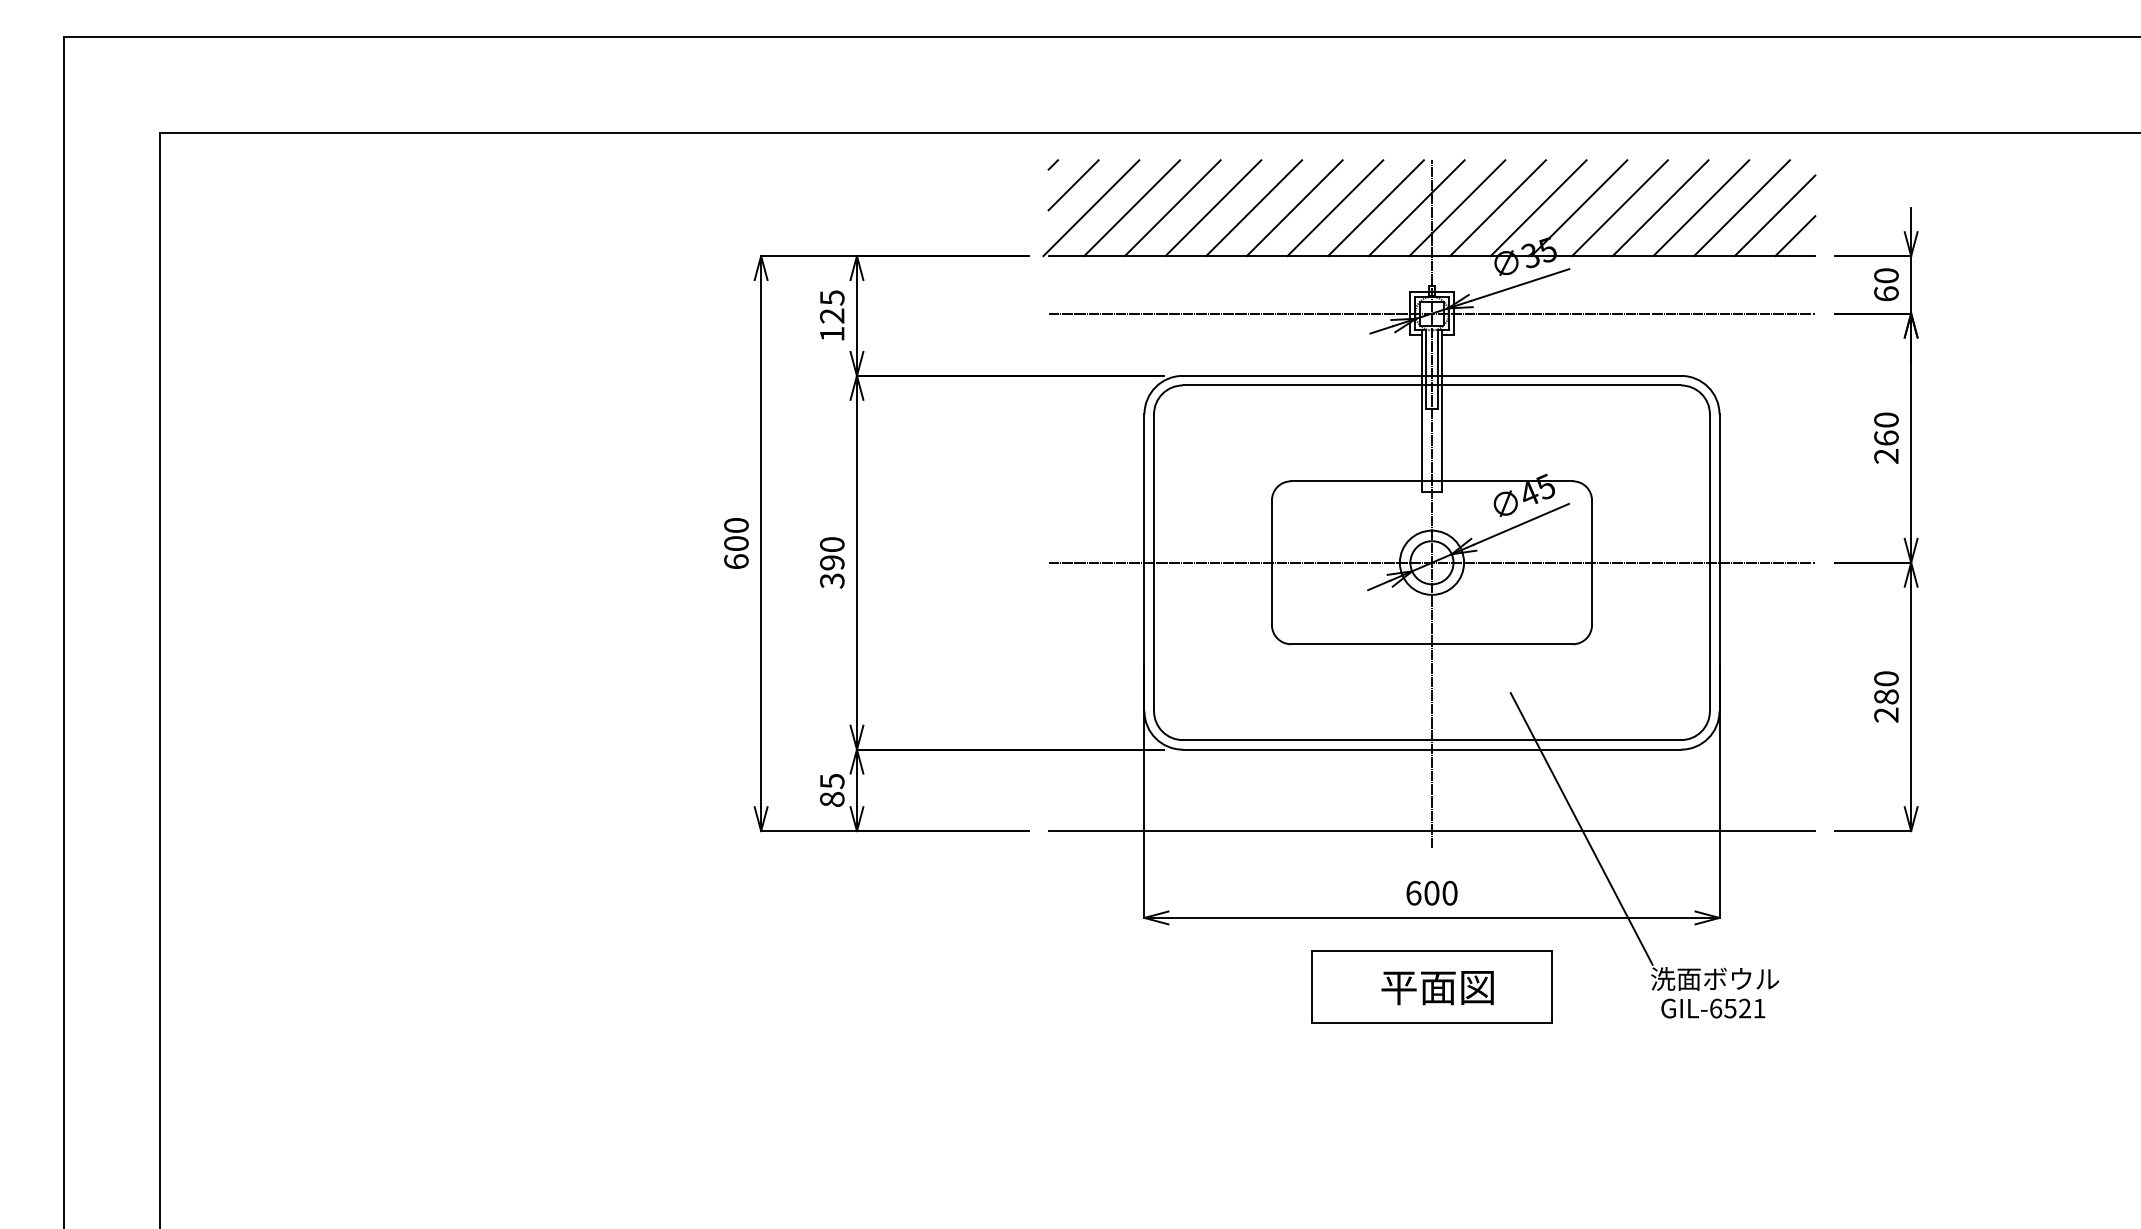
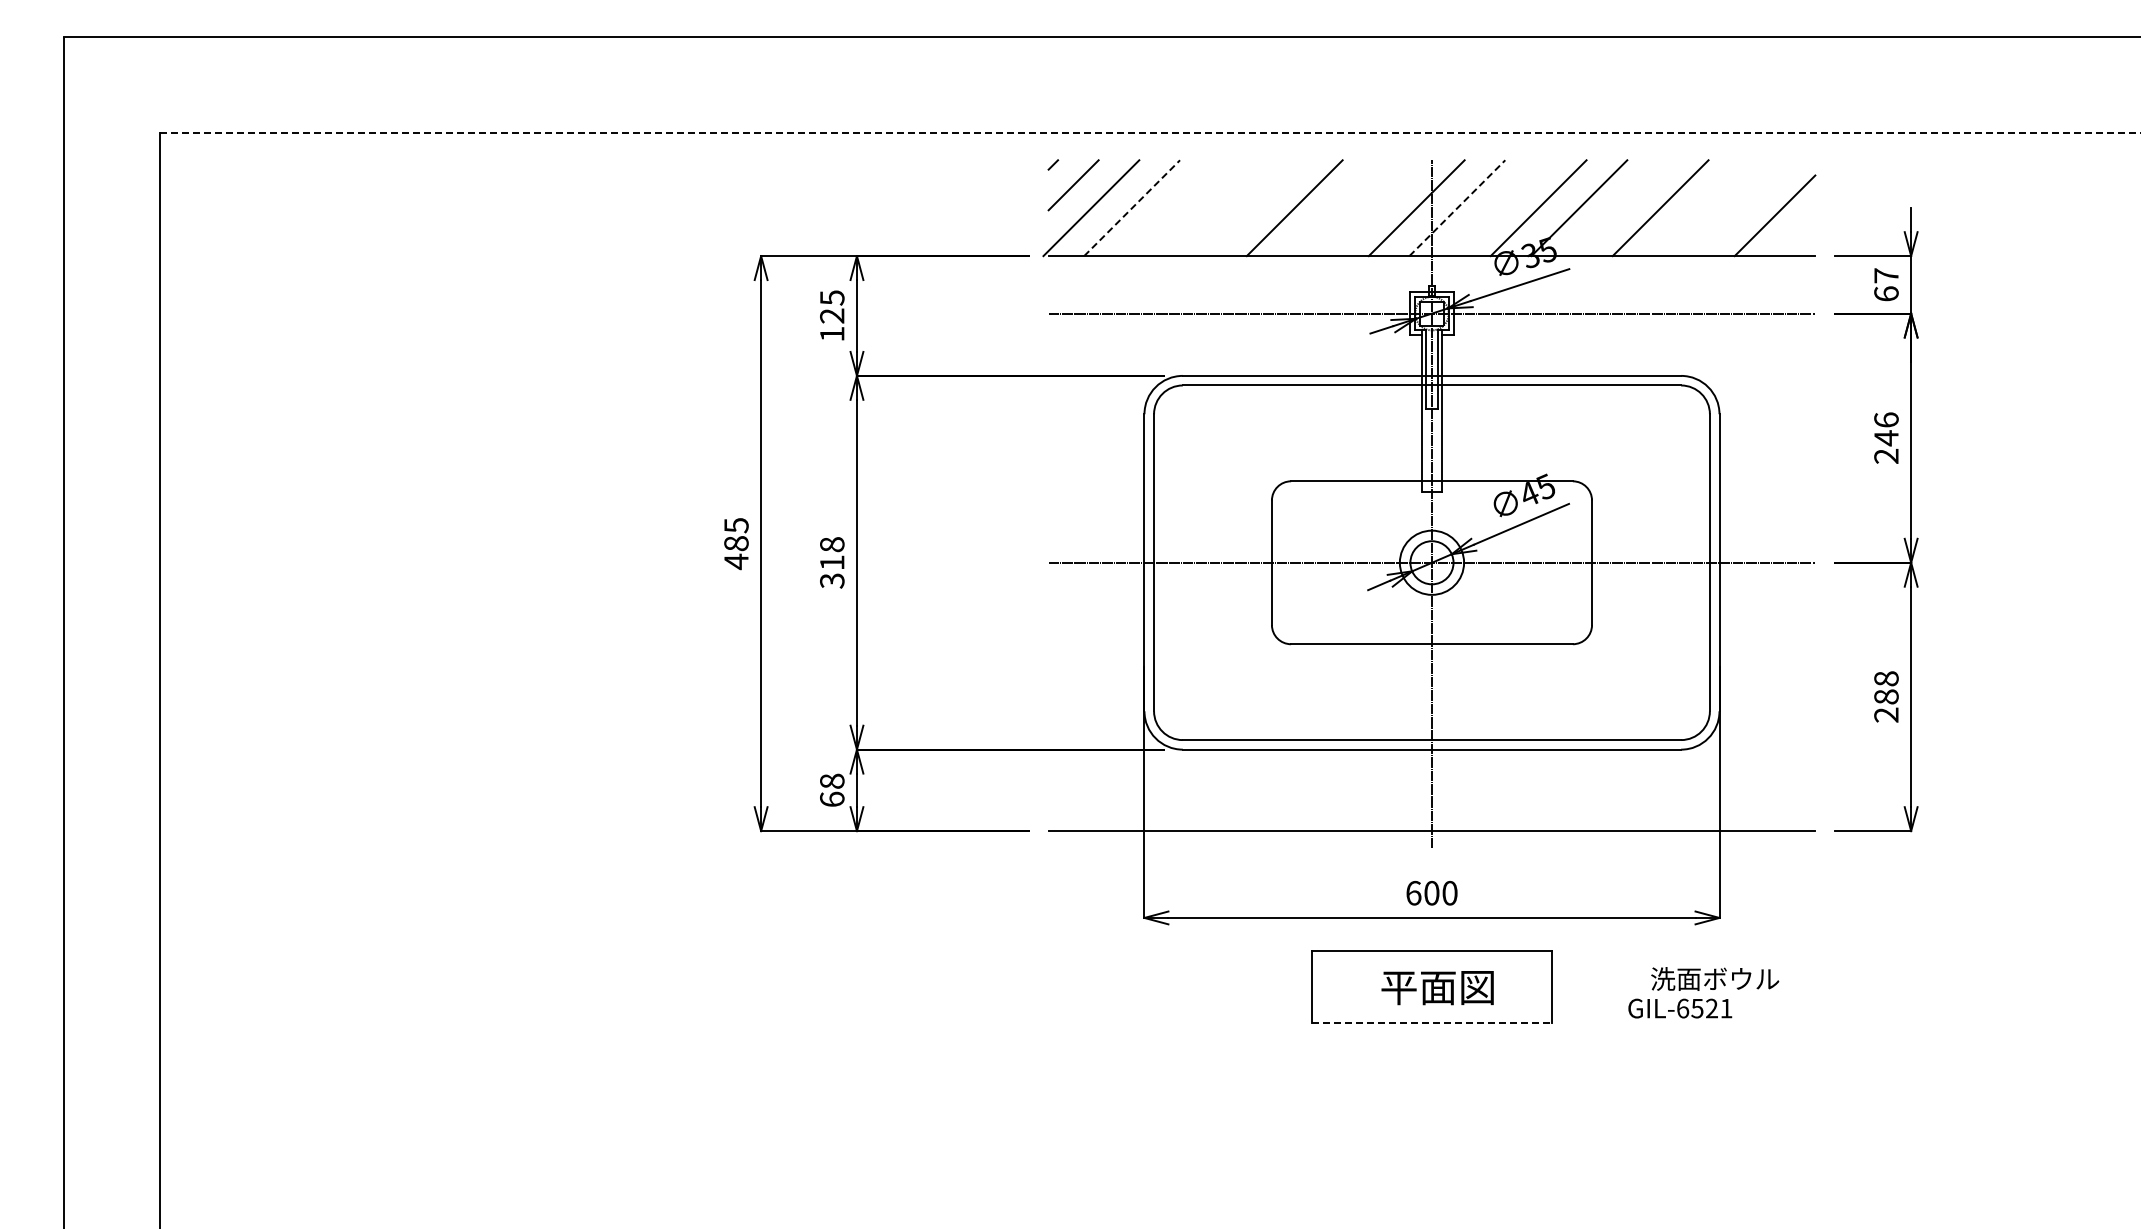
line: solid -> dashed (1150, 132)
line: solid -> dashed (1132, 208)
line: present -> none (1172, 208)
line: present -> none (1213, 208)
line: present -> none (1254, 208)
line: present -> none (1335, 208)
line: present -> none (1375, 208)
line: solid -> dashed (1457, 208)
line: present -> none (1497, 208)
line: present -> none (1619, 208)
line: present -> none (1701, 208)
line: present -> none (1741, 208)
line: present -> none (1795, 236)
text: 60 -> 67 (1886, 275)
text: 260 -> 246 (1886, 429)
text: 600 -> 485 (736, 544)
text: 390 -> 318 (832, 553)
text: 280 -> 288 (1886, 678)
text: 85 -> 68 (832, 789)
line: present -> none (1581, 828)
text position: (1713, 1008) -> (1680, 1008) (1680, 1008)
line: solid -> dashed (1431, 1022)
